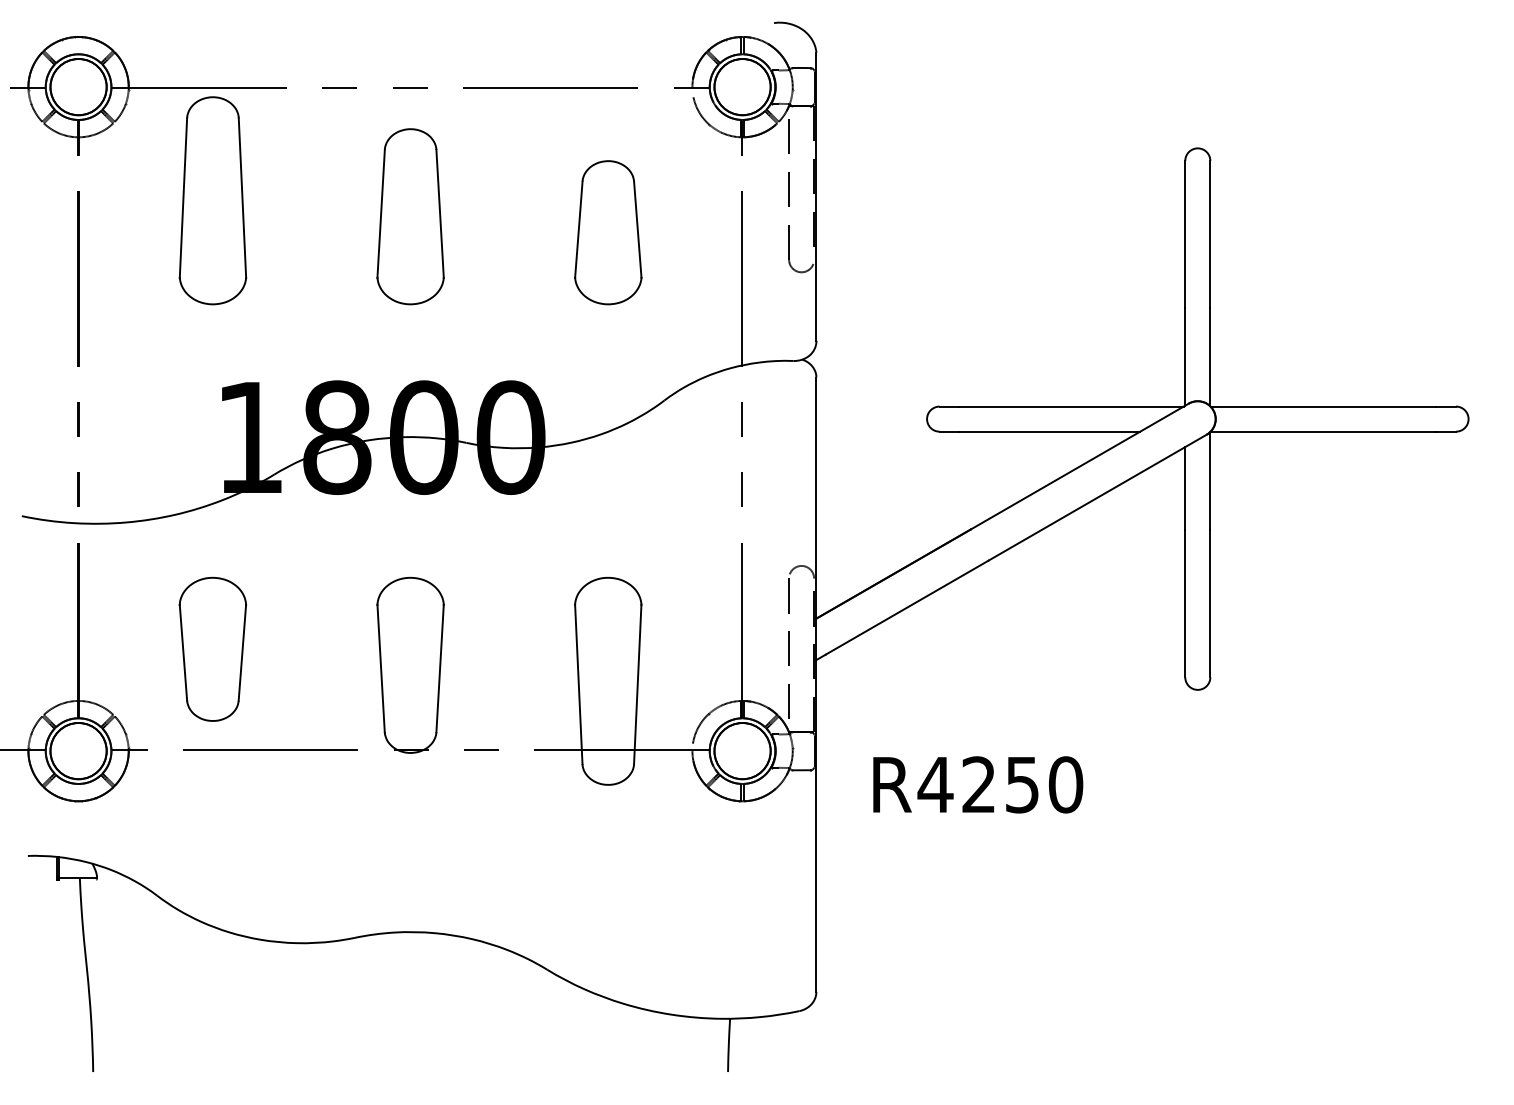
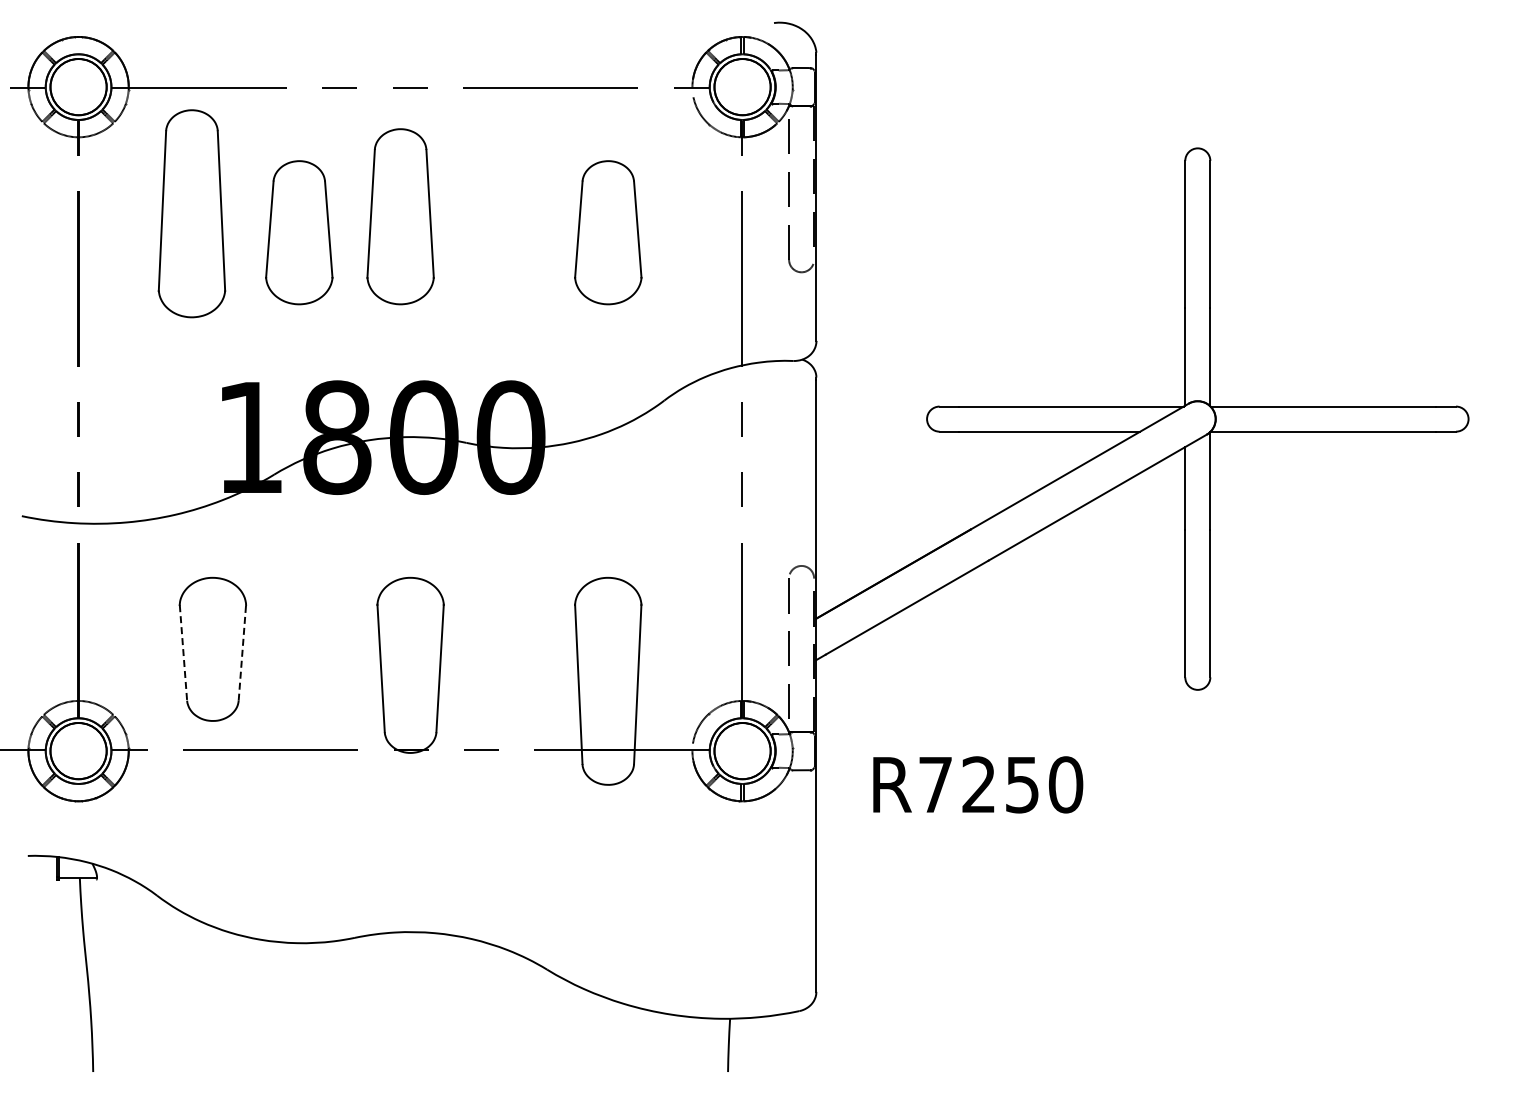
part position: (212, 200) -> (191, 213) (191, 213)
part position: (410, 216) -> (400, 216) (400, 216)
part: none -> present (299, 232)
line: solid -> dashed (183, 652)
line: solid -> dashed (242, 652)
text: R4250 -> R7250 (935, 784)
